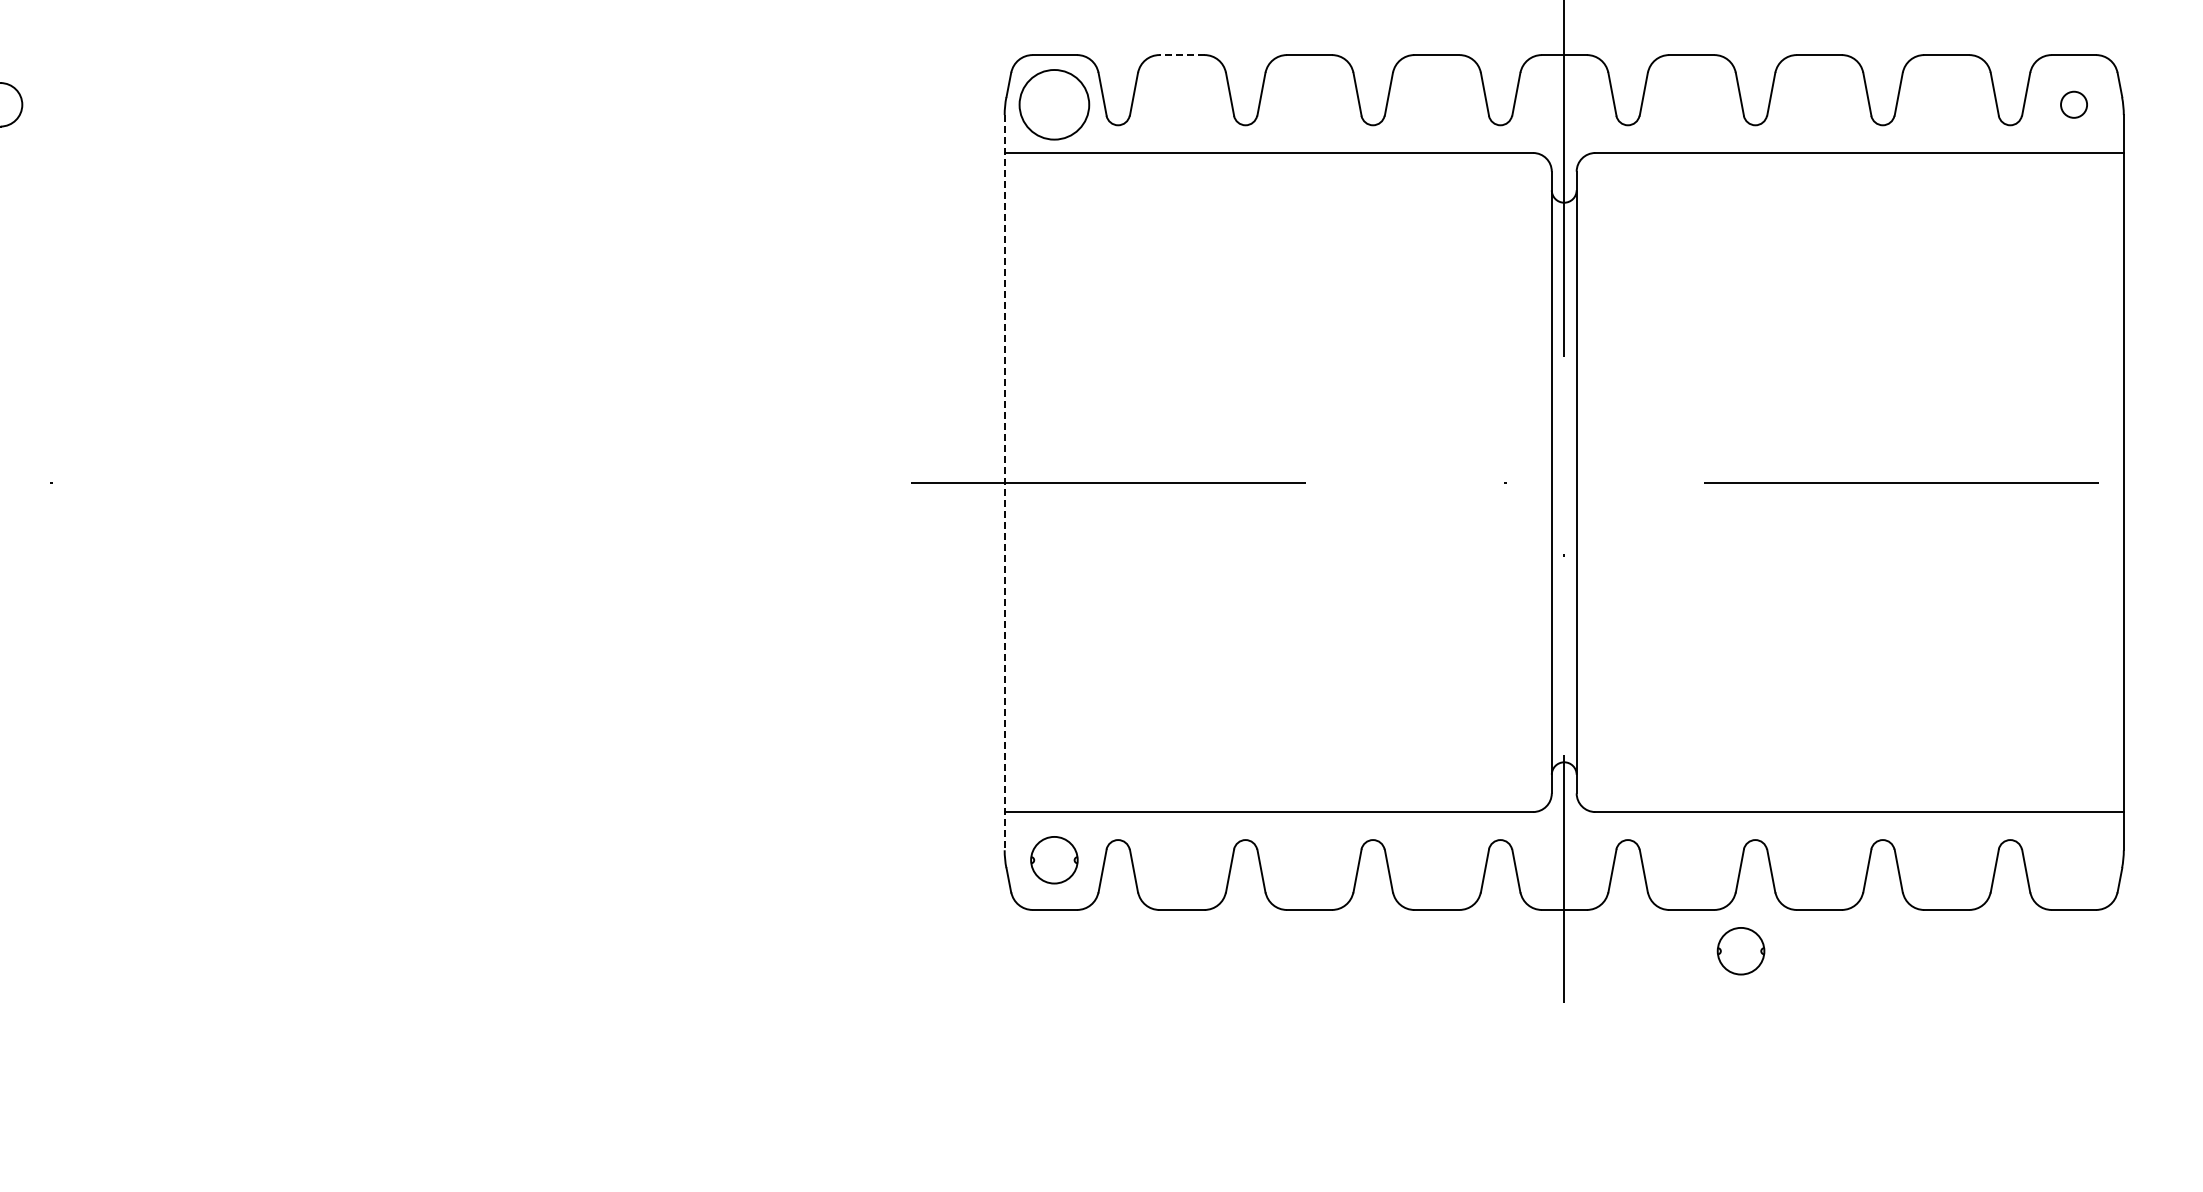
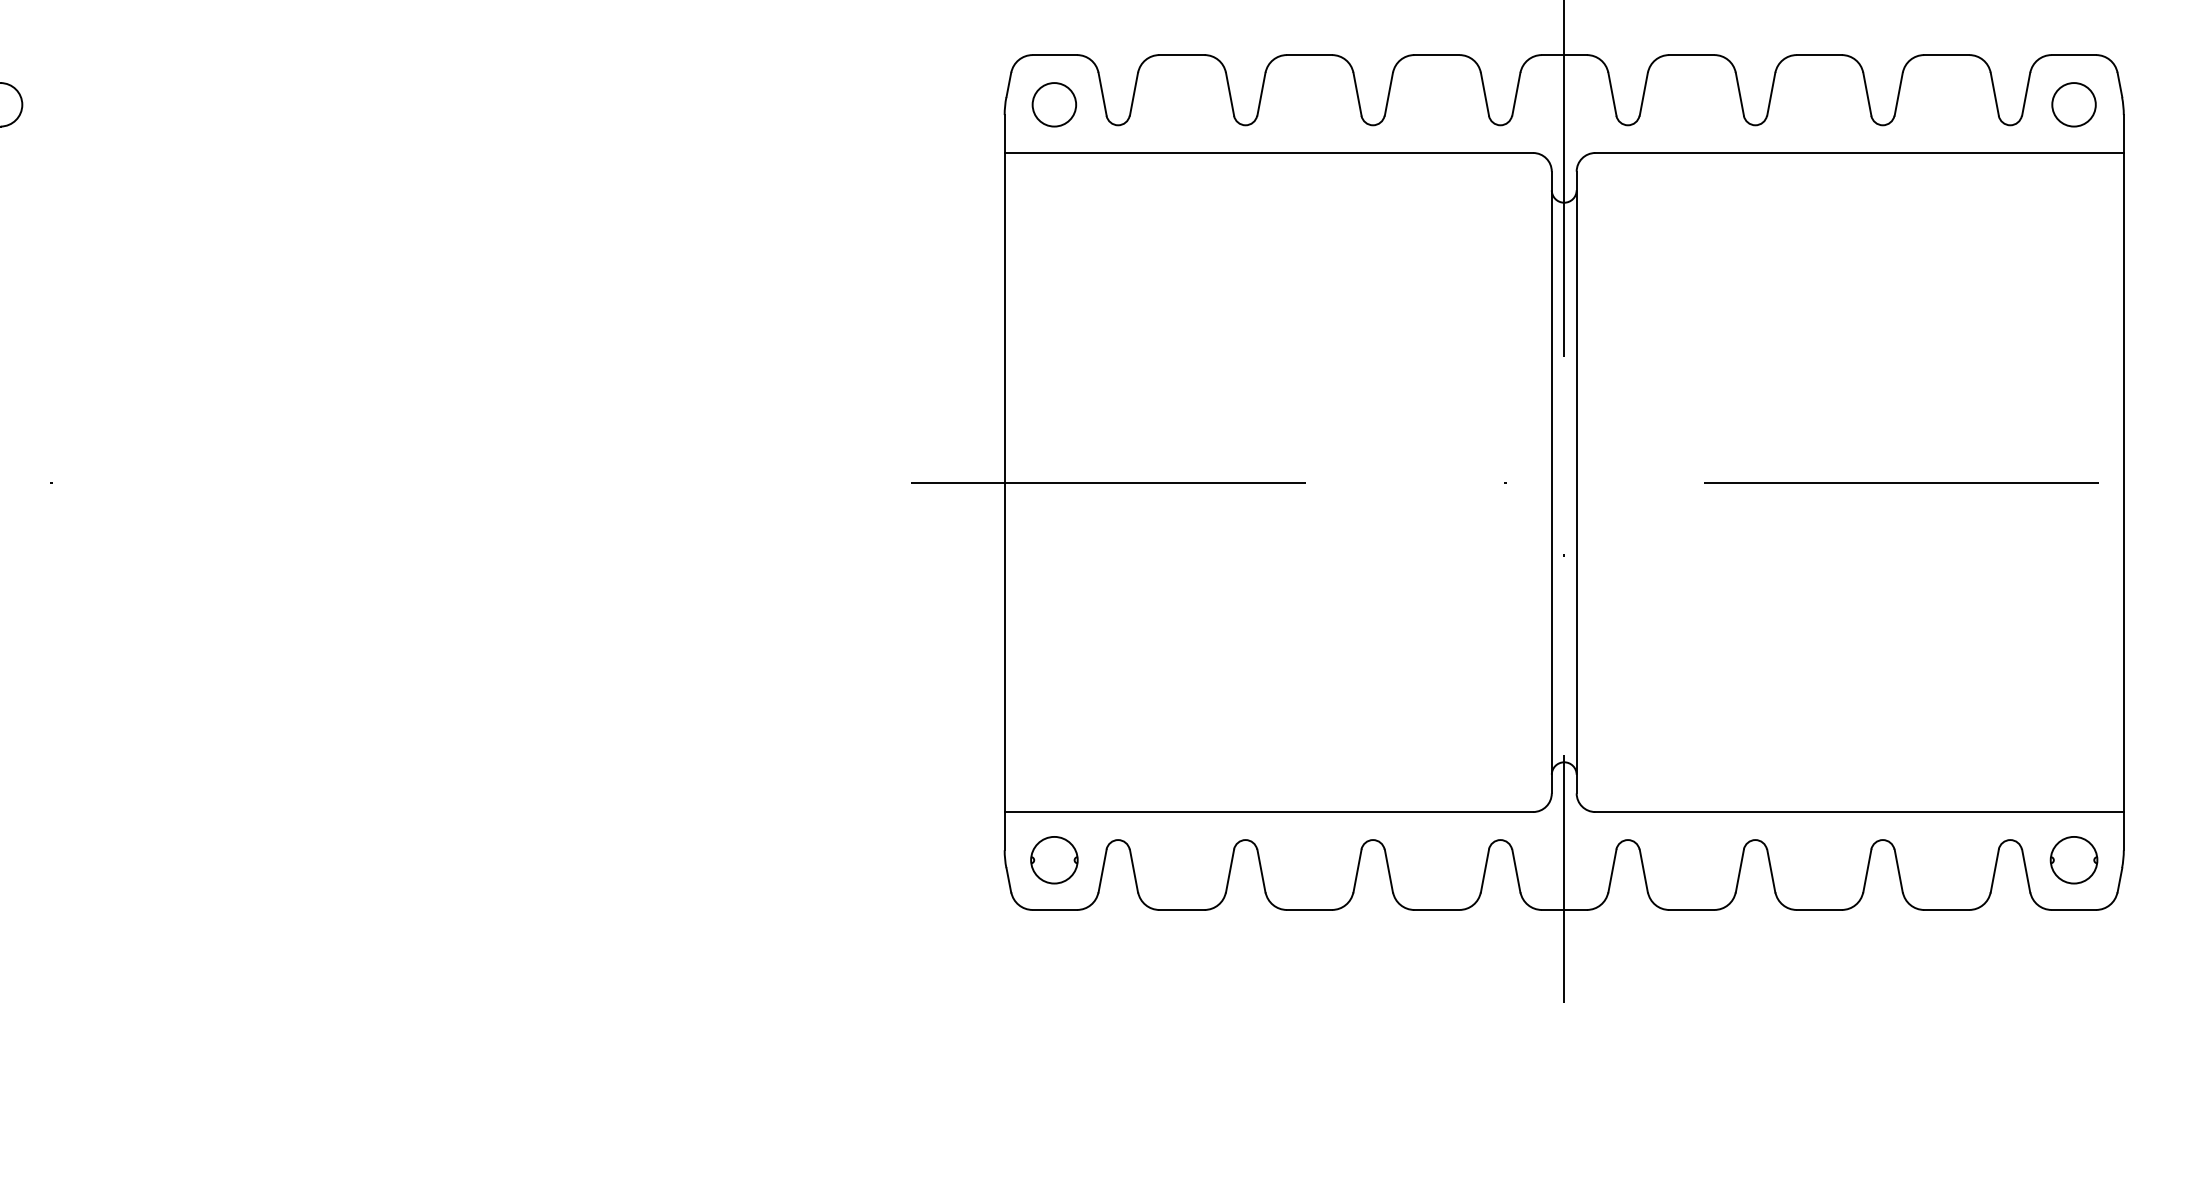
line: dashed -> solid (1182, 55)
circle diameter: 70 px -> 44 px (1054, 104)
circle diameter: 26 px -> 44 px (2073, 104)
line: dashed -> solid (1004, 482)
part position: (1740, 951) -> (2073, 860) (2073, 860)
